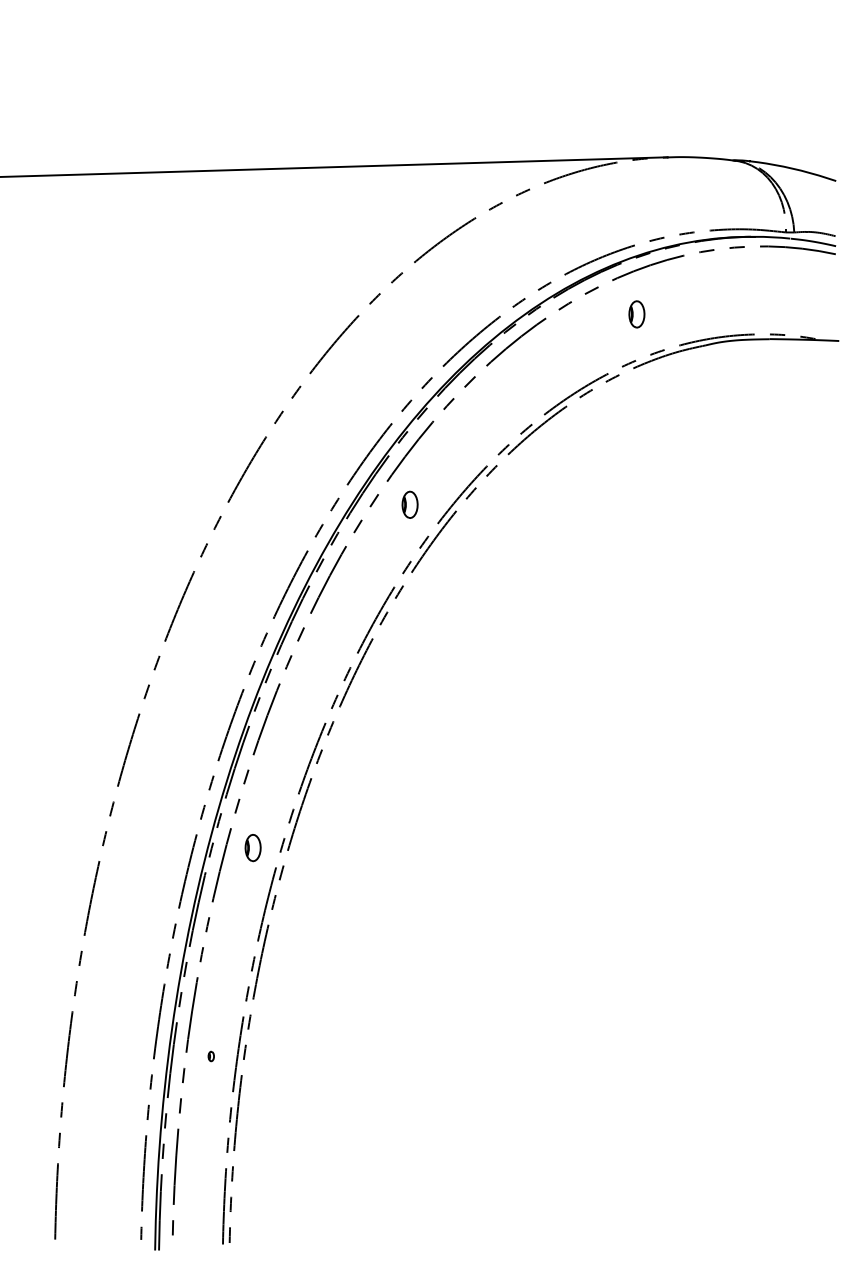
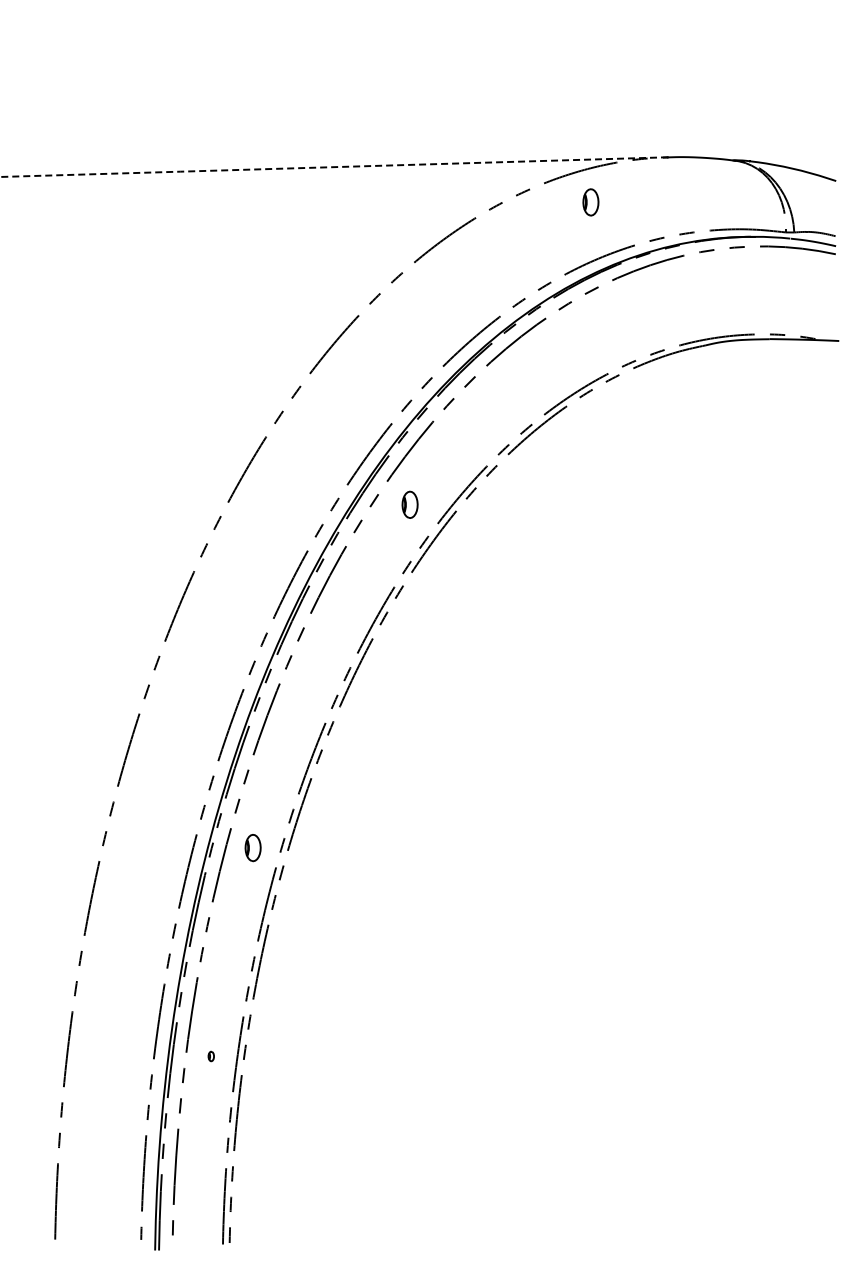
line: solid -> dashed (333, 167)
part position: (636, 314) -> (590, 202) (590, 202)
